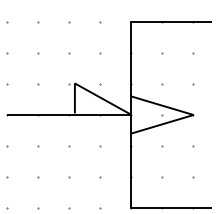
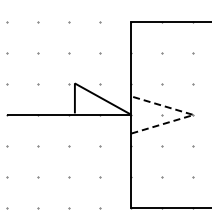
line: solid -> dashed (193, 115)
